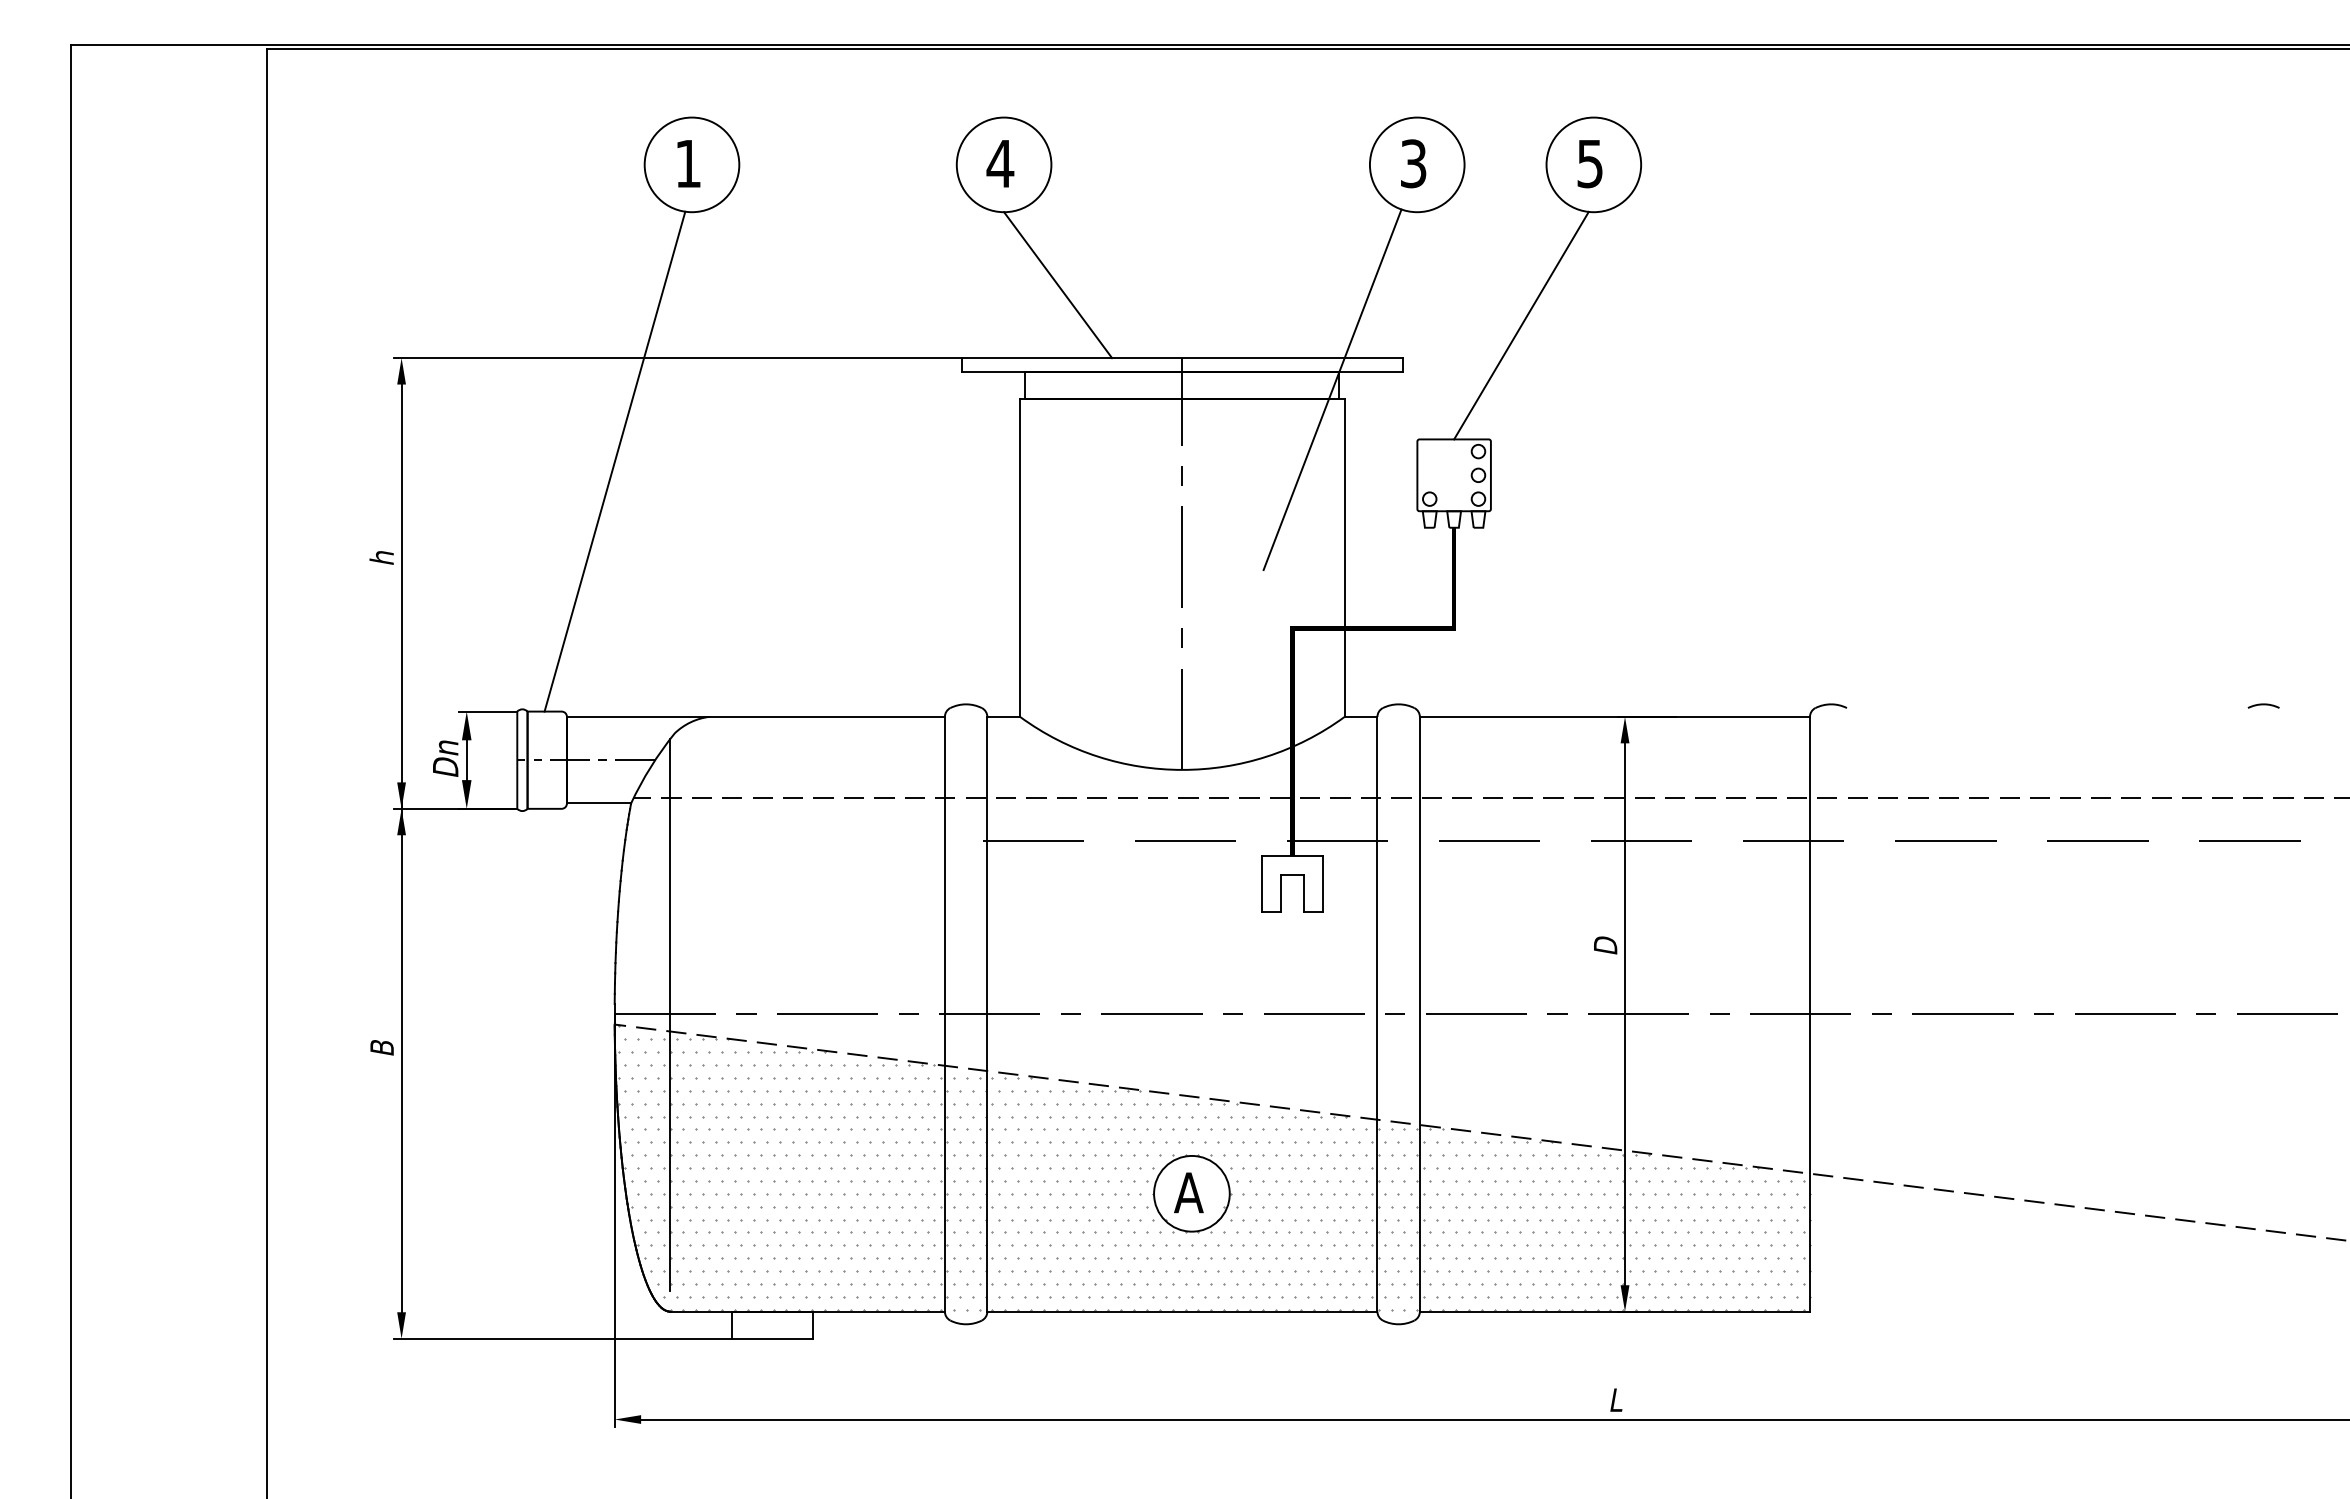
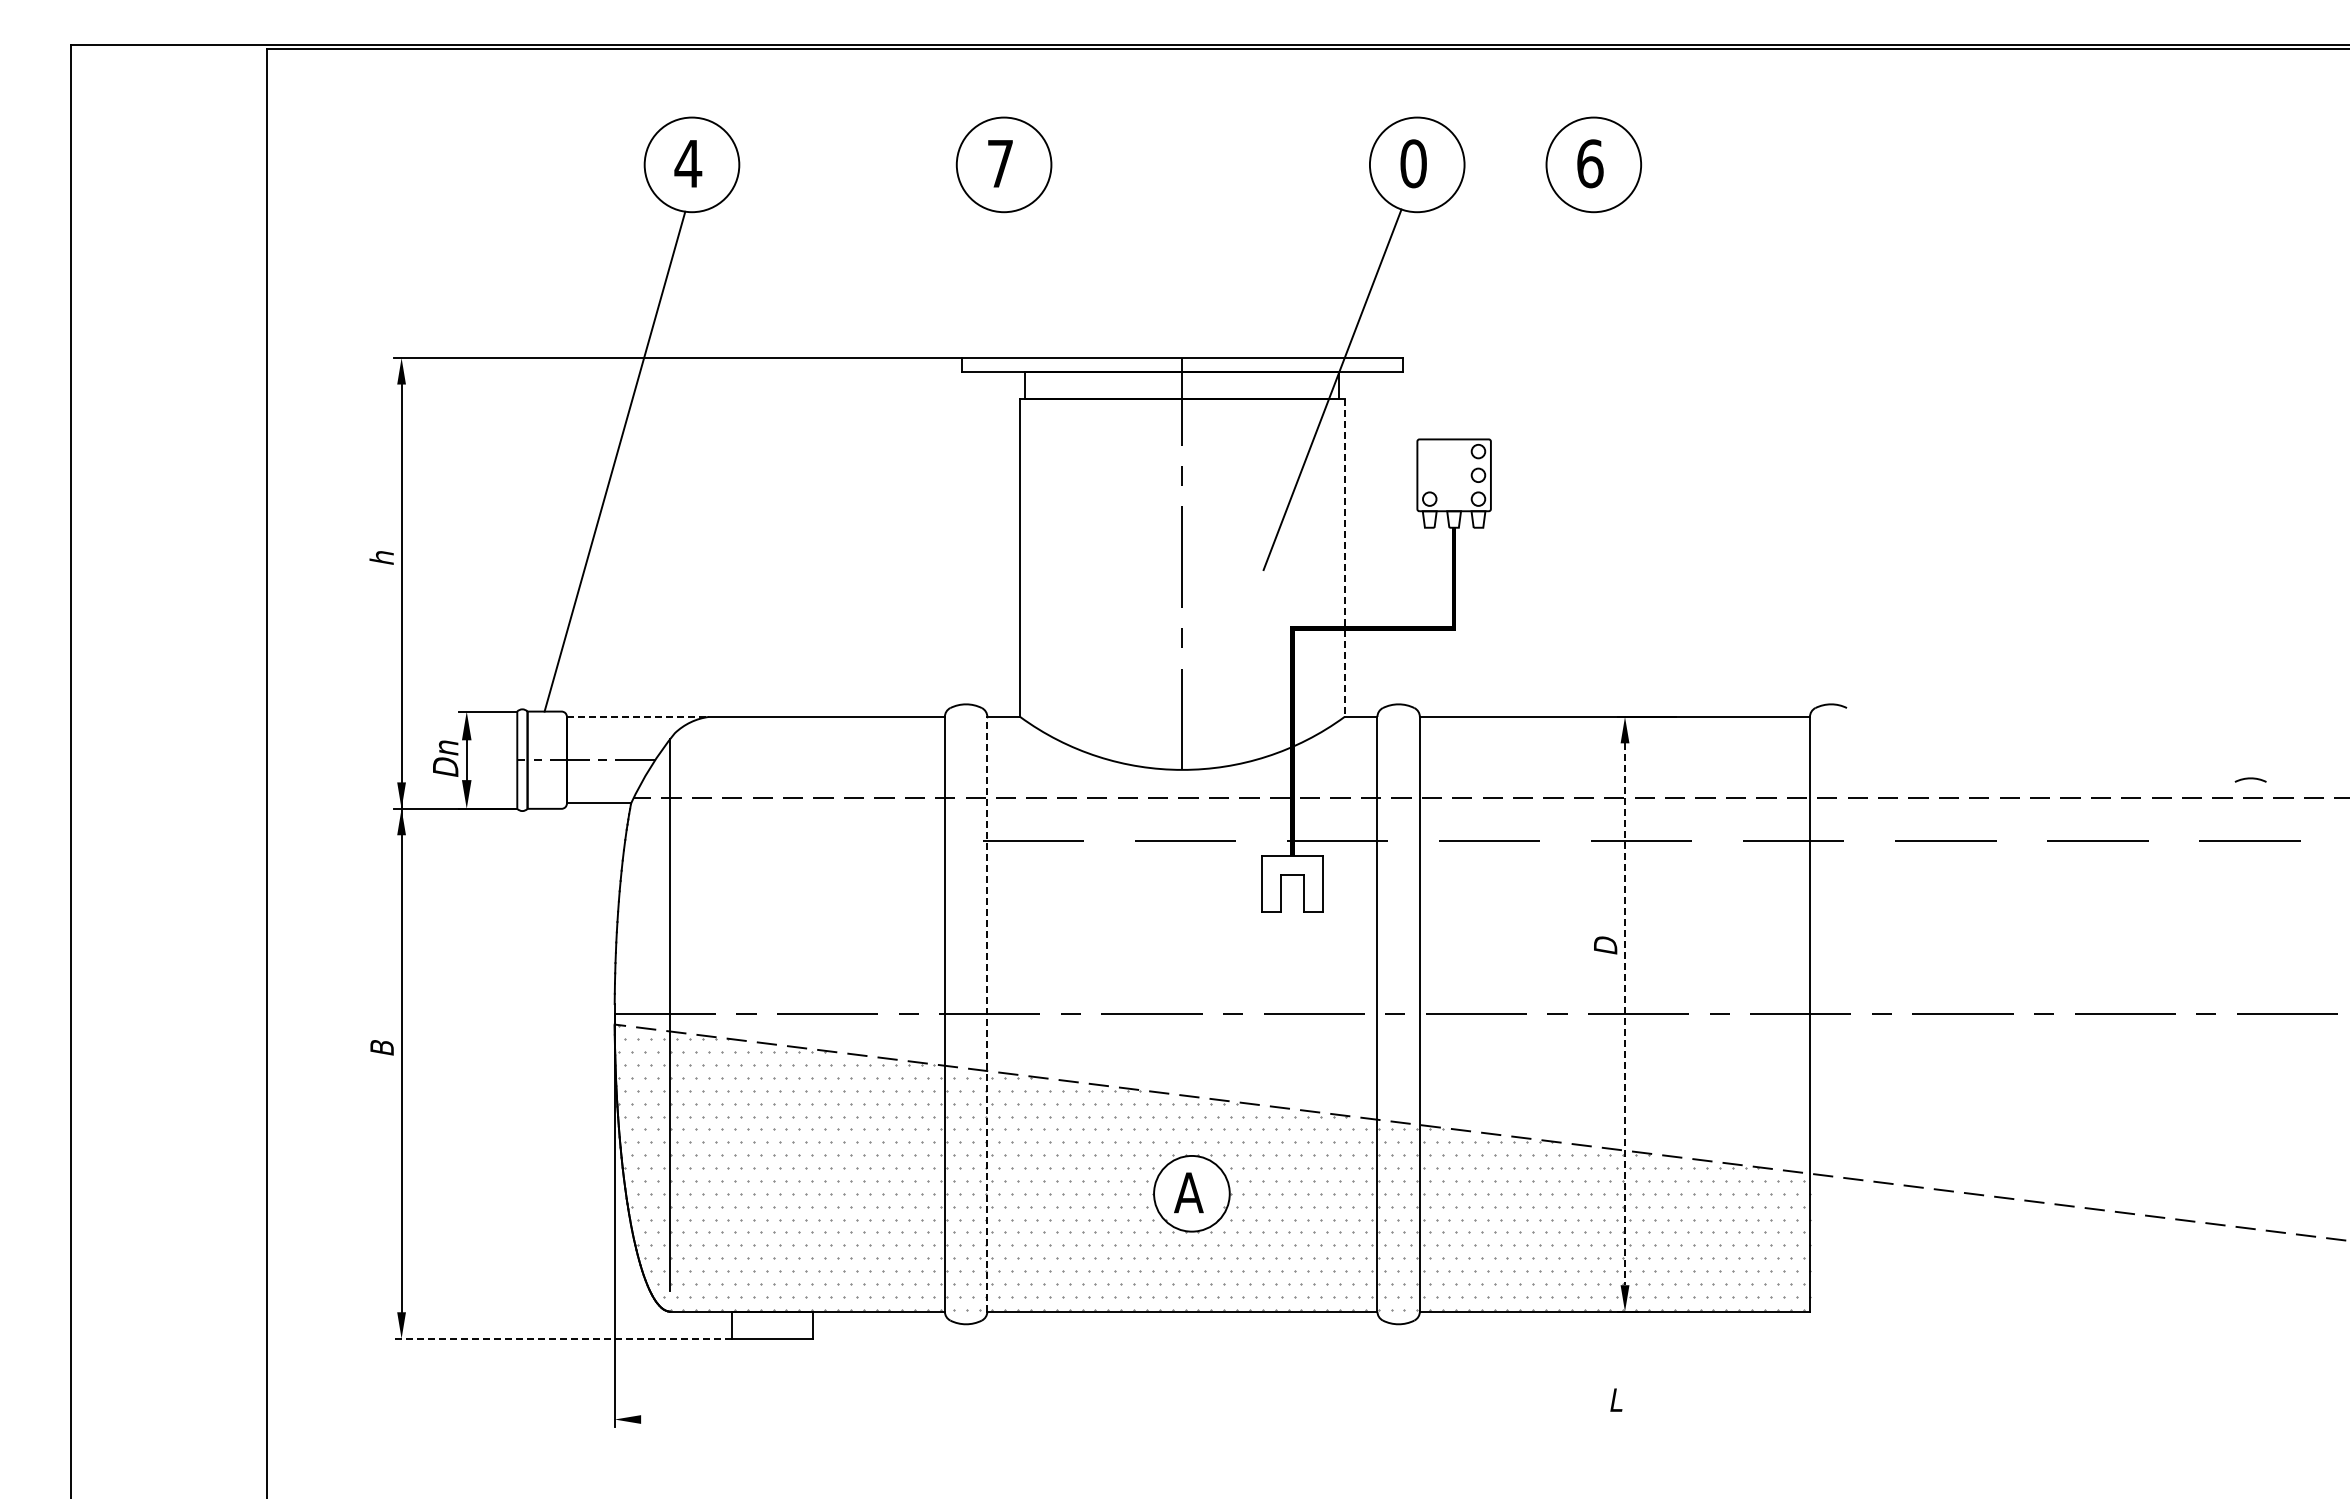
text: 1 -> 4 (688, 163)
text: 4 -> 7 (1000, 163)
text: 3 -> 0 (1413, 163)
text: 5 -> 6 (1590, 163)
line: present -> none (1058, 285)
line: present -> none (1521, 325)
line: solid -> dashed (1344, 558)
arc position: (2263, 705) -> (2250, 779) (2250, 779)
line: solid -> dashed (638, 716)
line: solid -> dashed (987, 1013)
line: solid -> dashed (1625, 1014)
line: solid -> dashed (562, 1338)
line: present -> none (1493, 1419)
